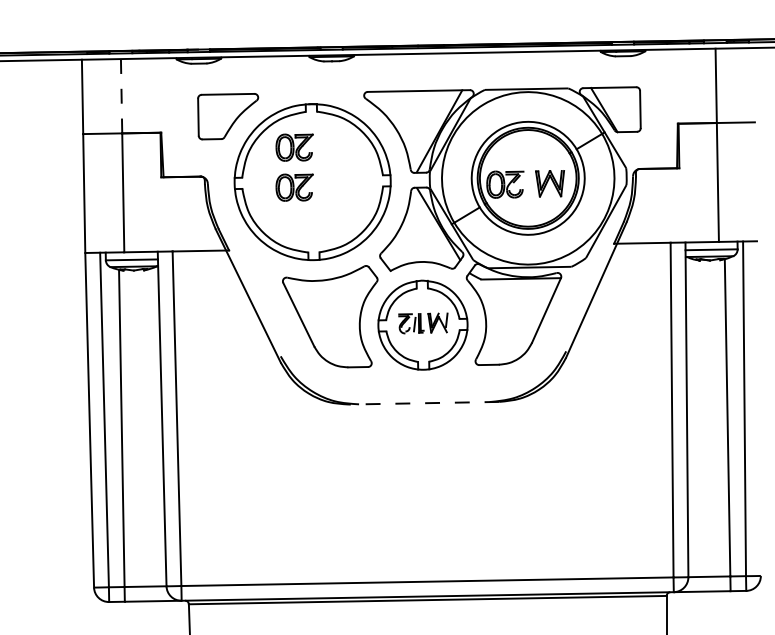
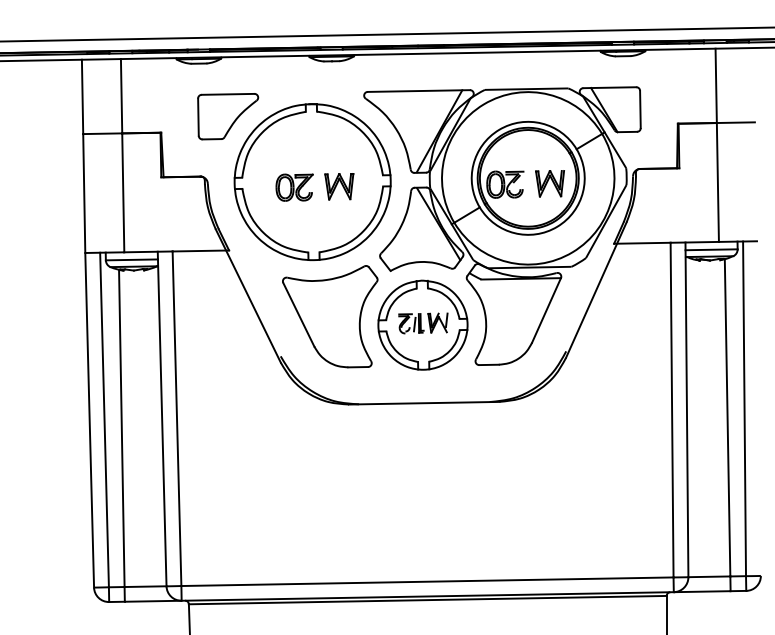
line: none -> present (386, 34)
line: dashed -> solid (121, 95)
part: present -> none (294, 147)
part: none -> present (339, 186)
line: dashed -> solid (423, 403)
